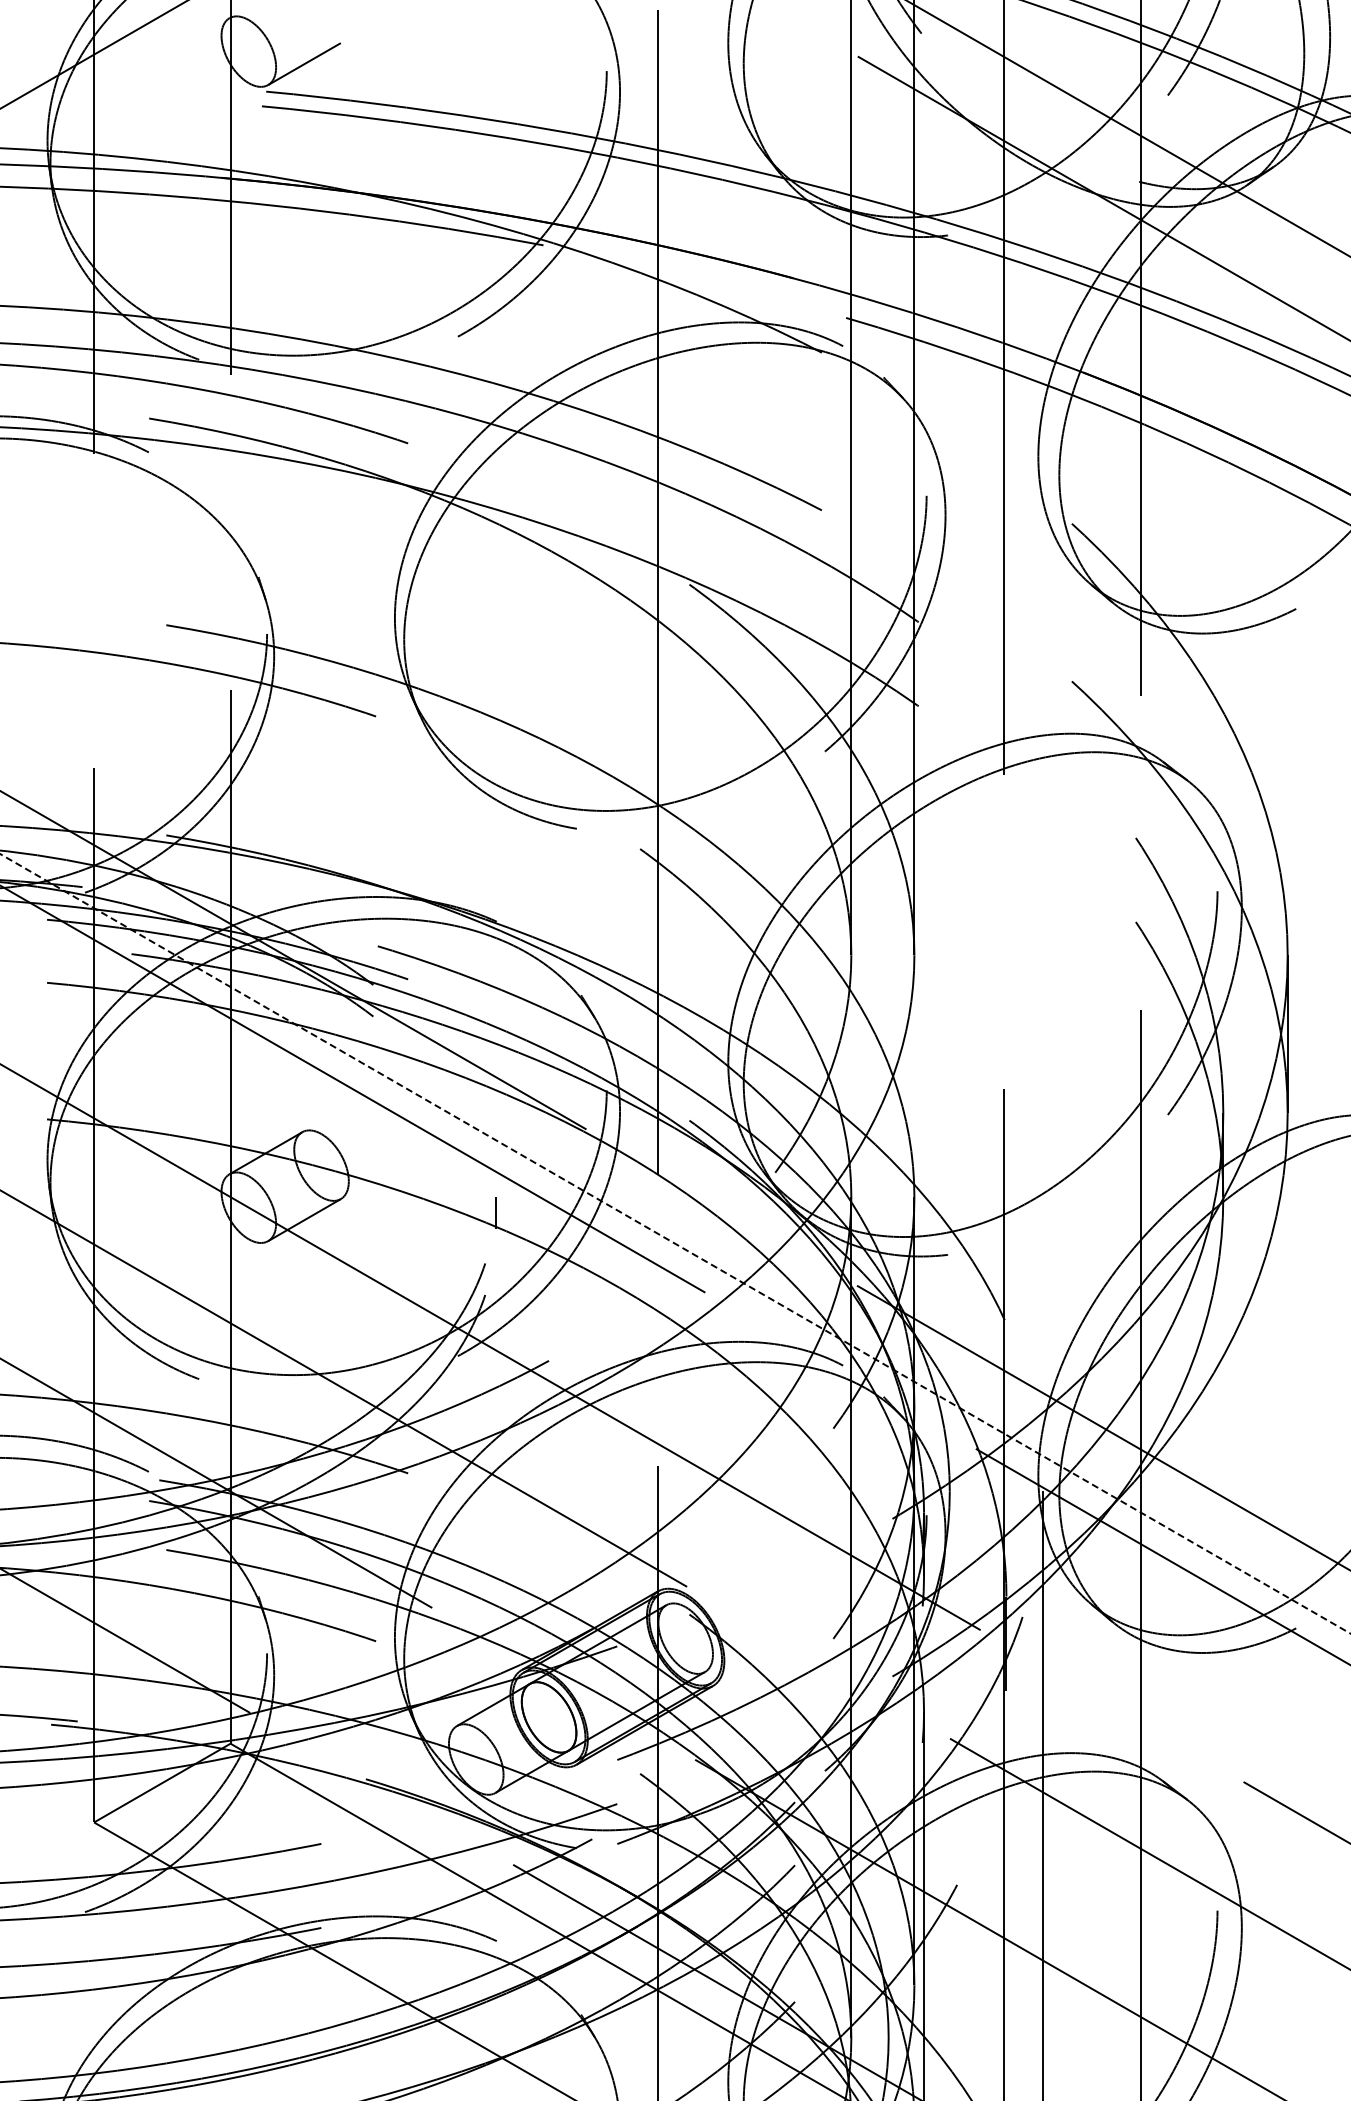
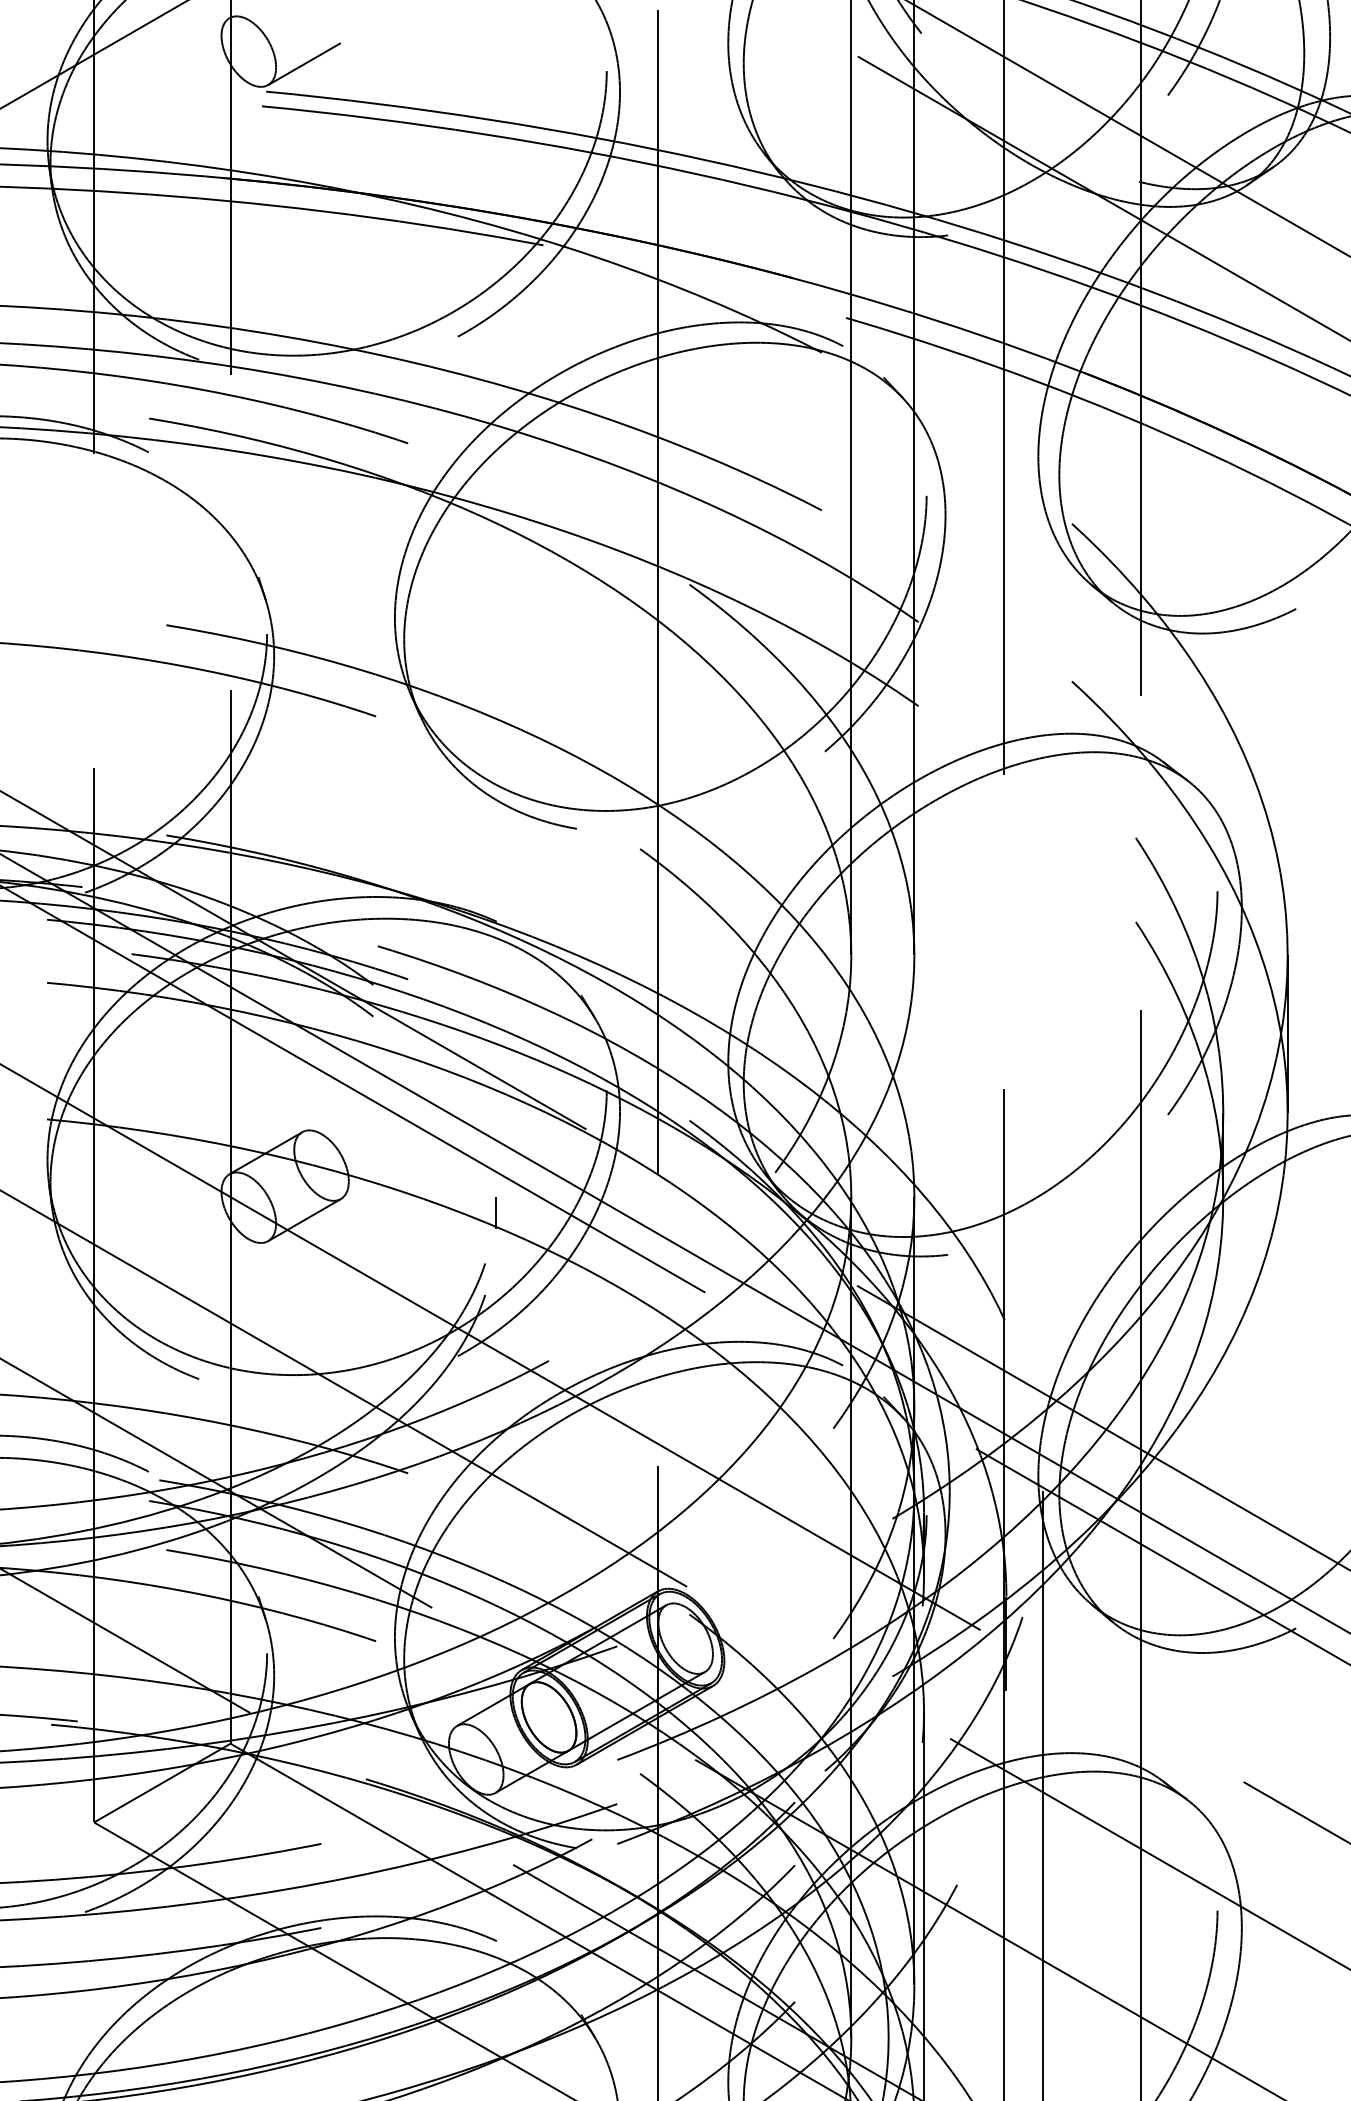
line: dashed -> solid (674, 1243)
